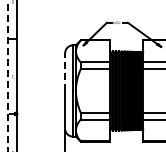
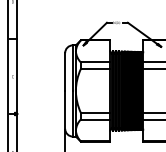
line: dashed -> solid (65, 72)
line: dashed -> solid (7, 76)
